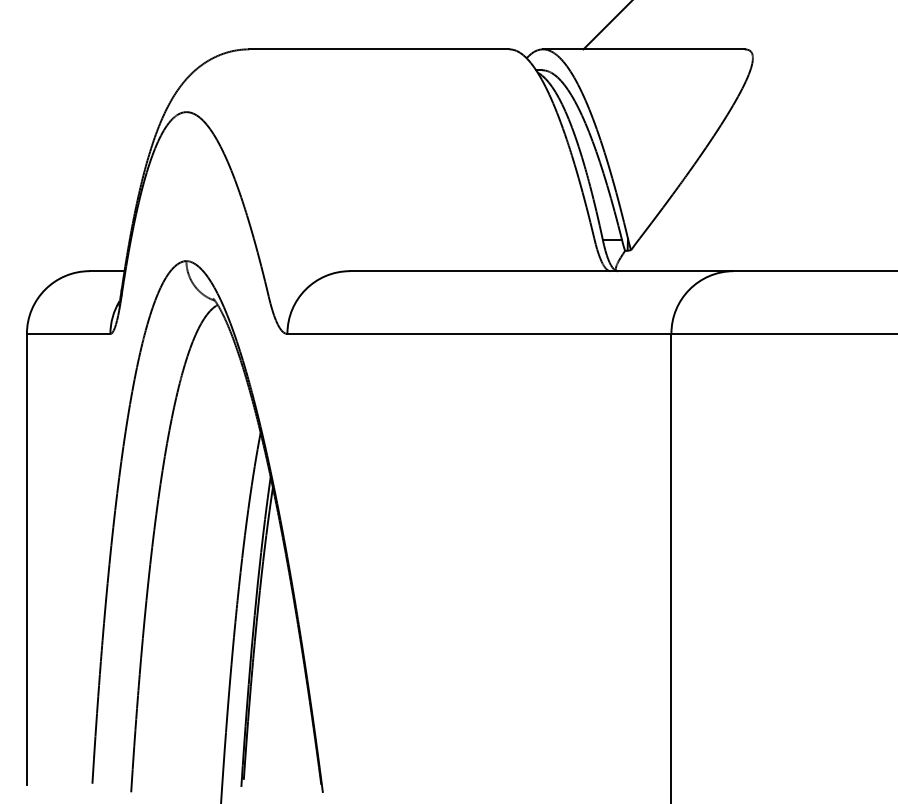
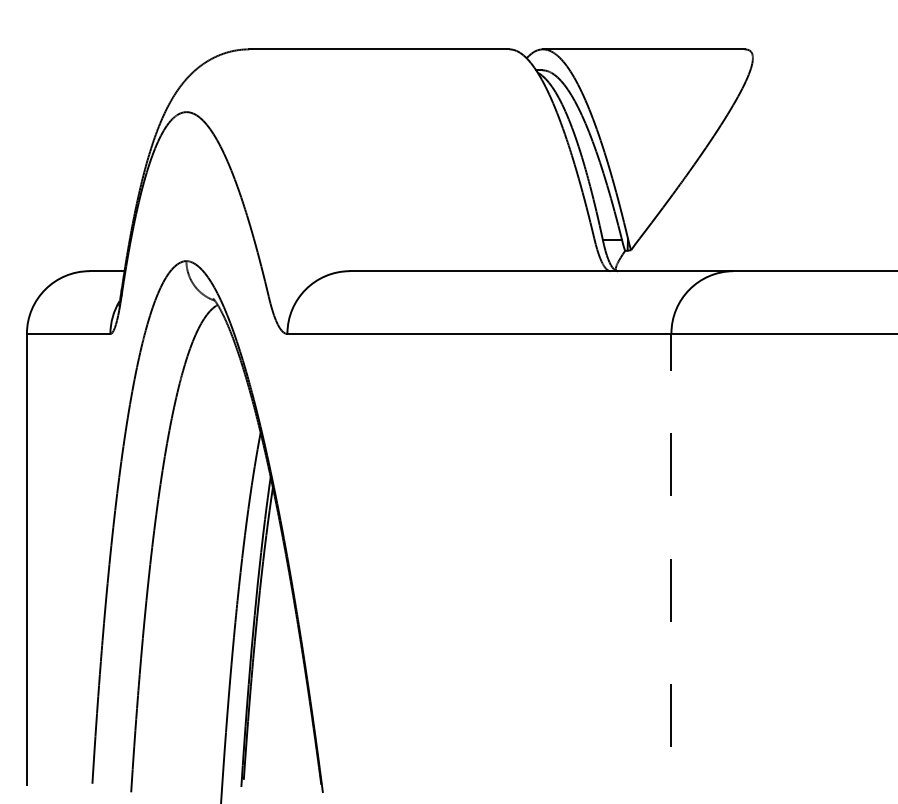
line: present -> none (606, 25)
line: solid -> dashed (671, 568)
